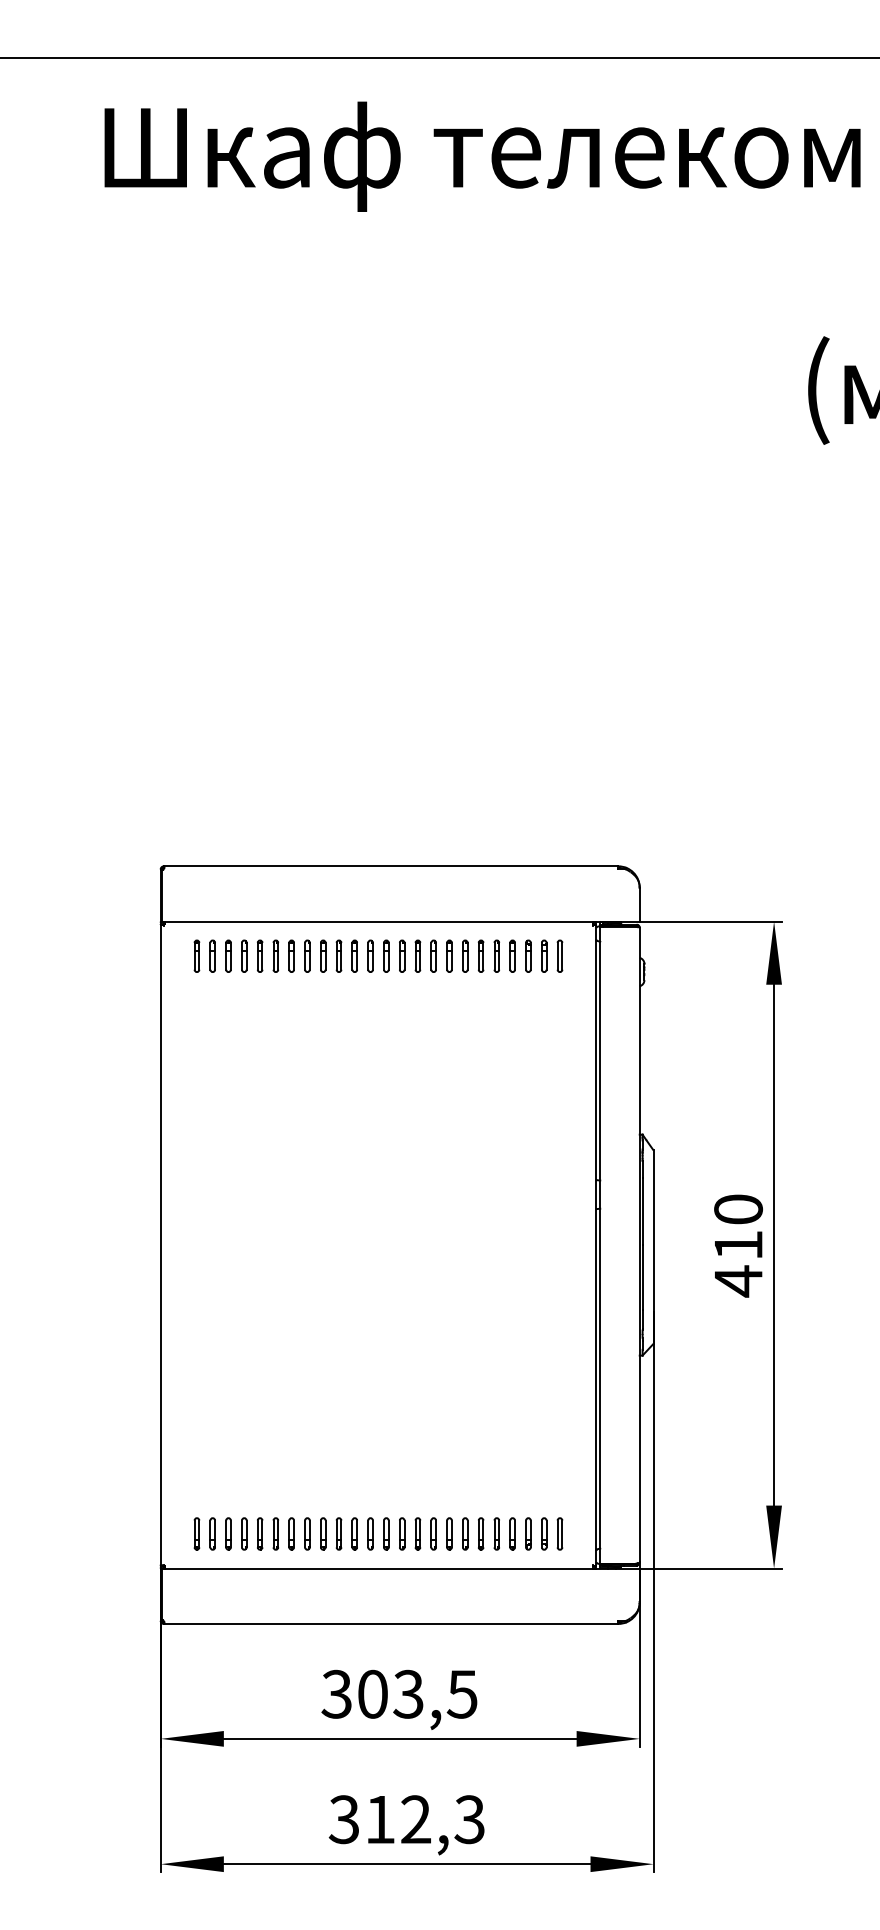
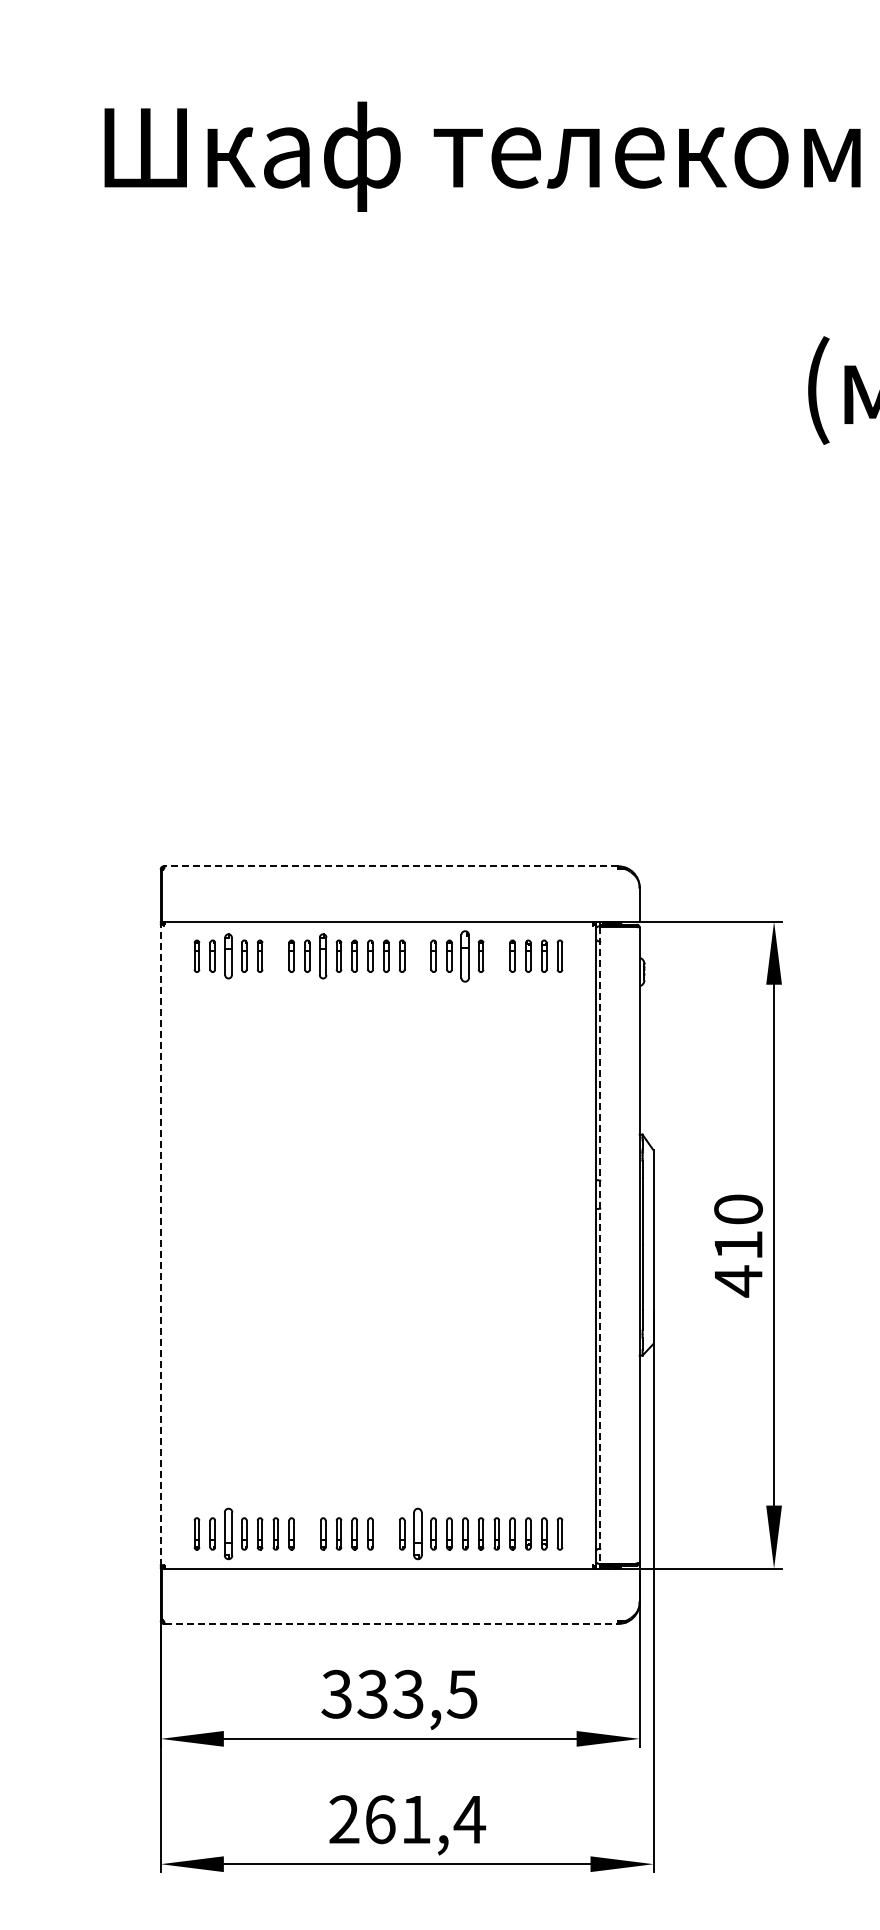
line: present -> none (439, 57)
line: solid -> dashed (391, 866)
part size: 7x34 px -> 9x47 px (228, 956)
part: present -> none (275, 955)
part size: 7x34 px -> 9x47 px (323, 956)
part: present -> none (417, 955)
part size: 7x34 px -> 10x53 px (464, 956)
part: present -> none (496, 955)
line: solid -> dashed (160, 1244)
line: solid -> dashed (600, 1245)
part size: 7x34 px -> 10x54 px (228, 1533)
part: present -> none (307, 1533)
part: present -> none (386, 1533)
part size: 8x34 px -> 10x54 px (417, 1533)
line: solid -> dashed (391, 1623)
text: 303,5 -> 333,5 (372, 1694)
text: 312,3 -> 261,4 (407, 1819)
